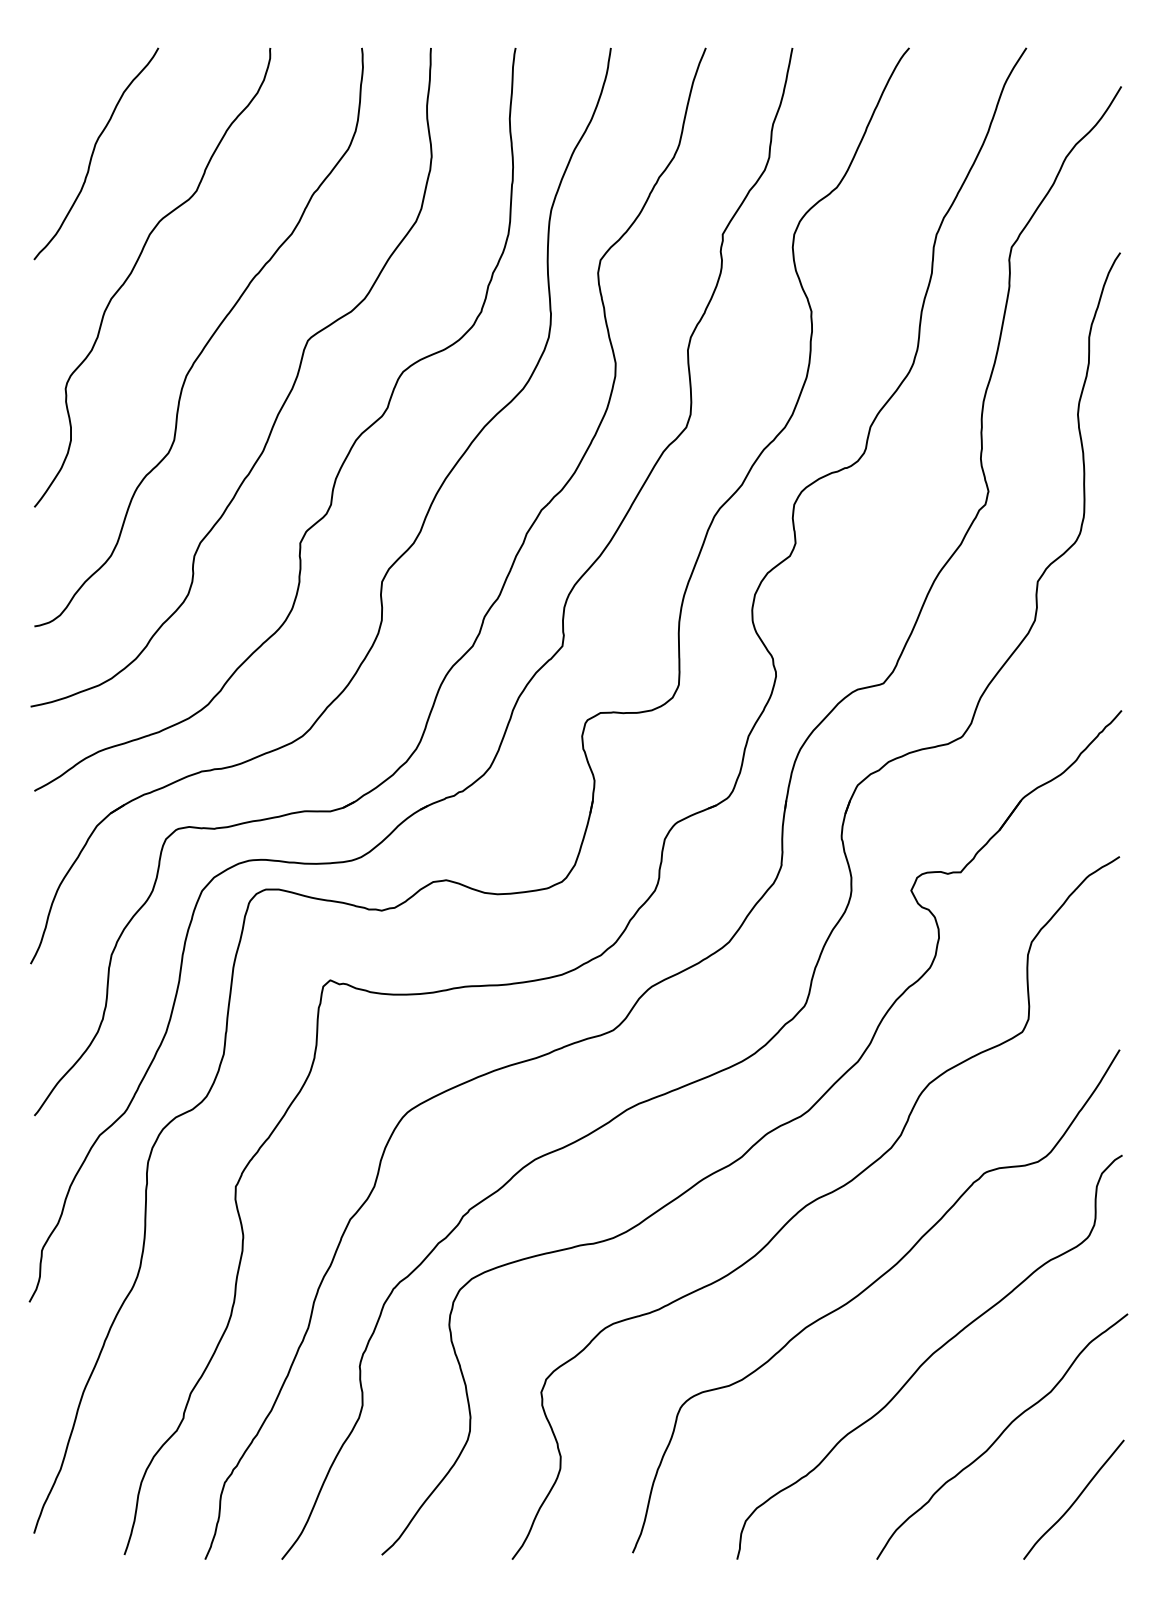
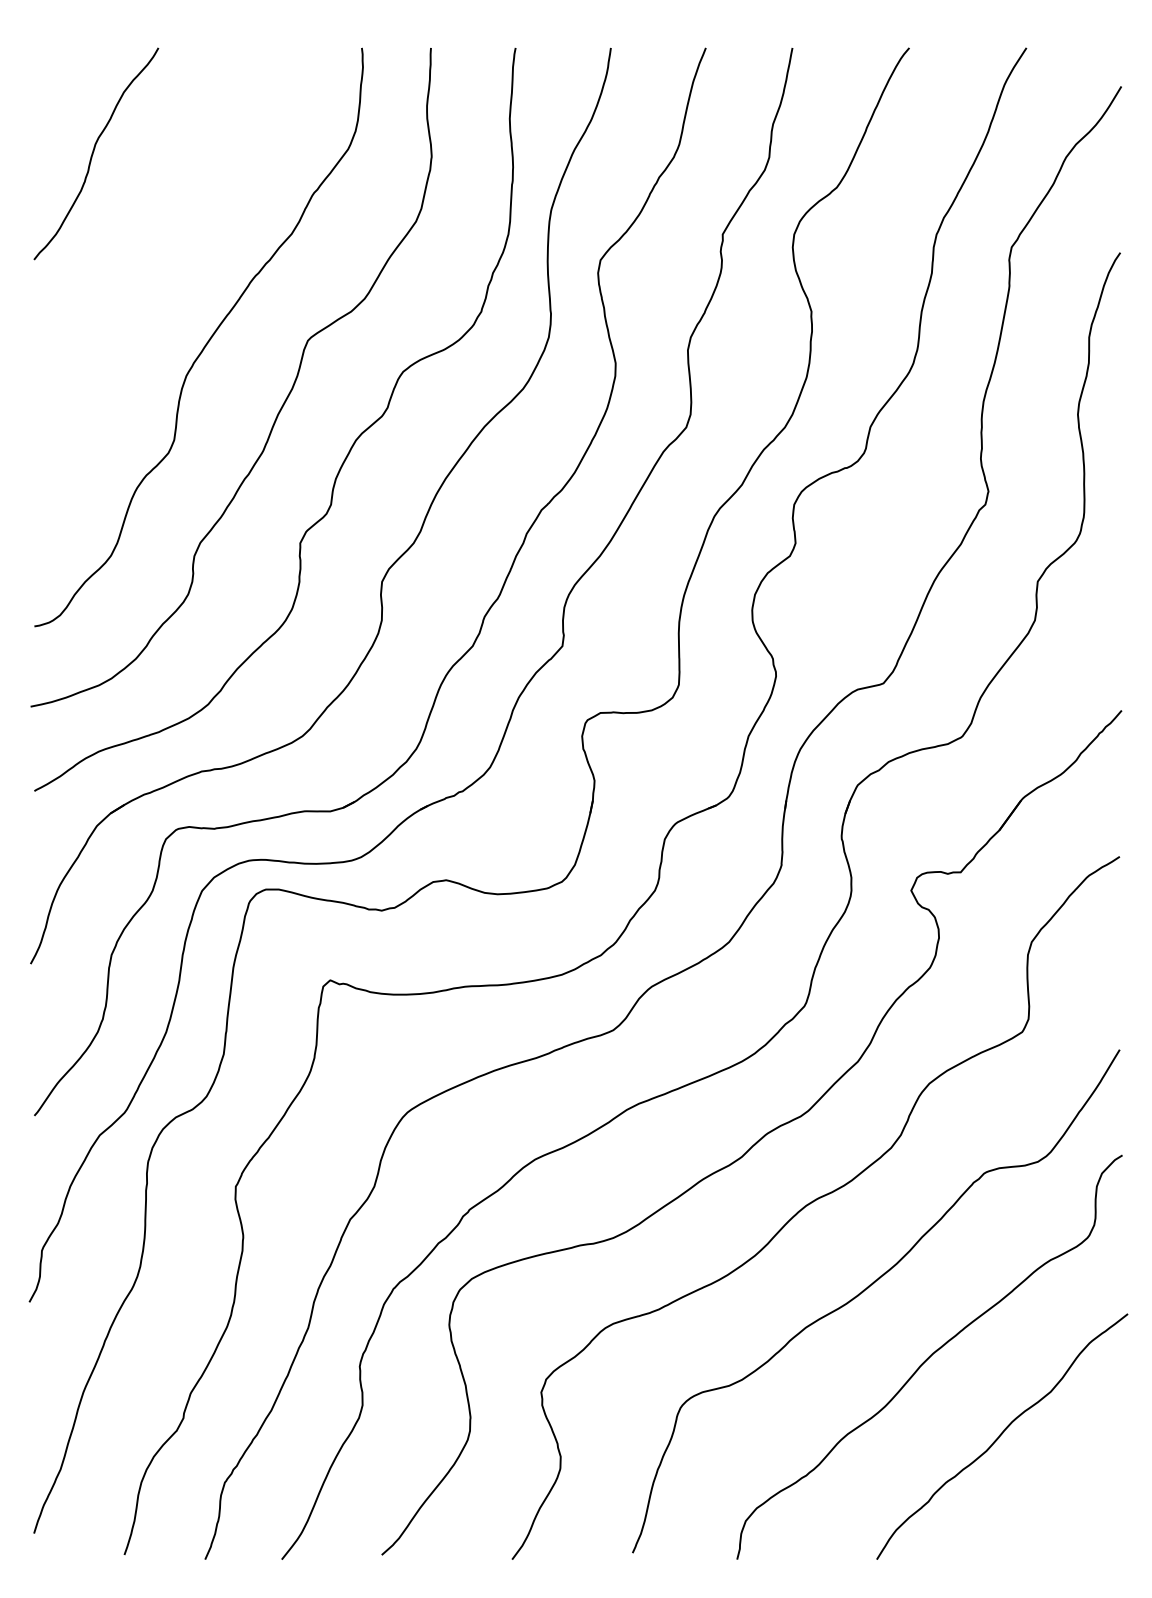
curve: present -> none (134, 268)
curve: present -> none (1074, 1500)
